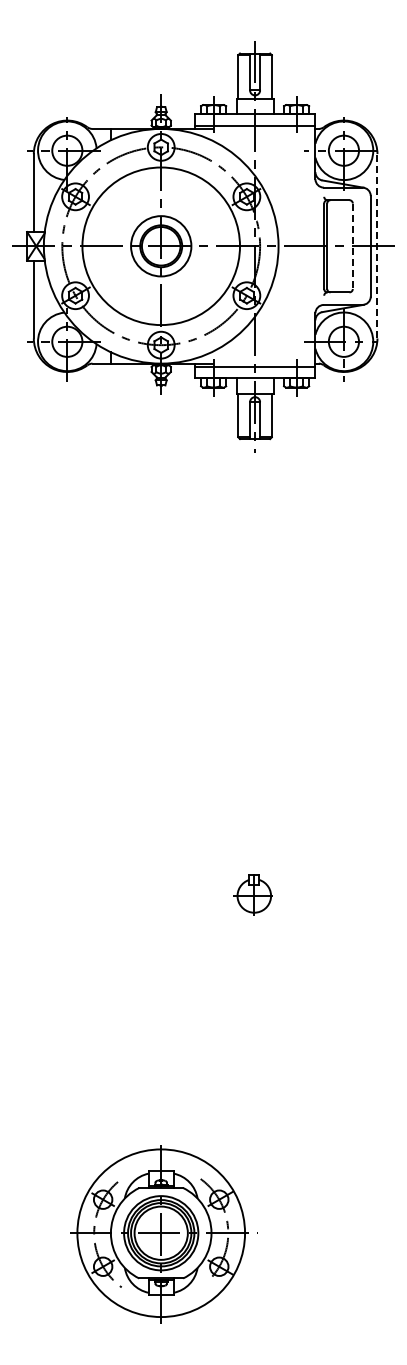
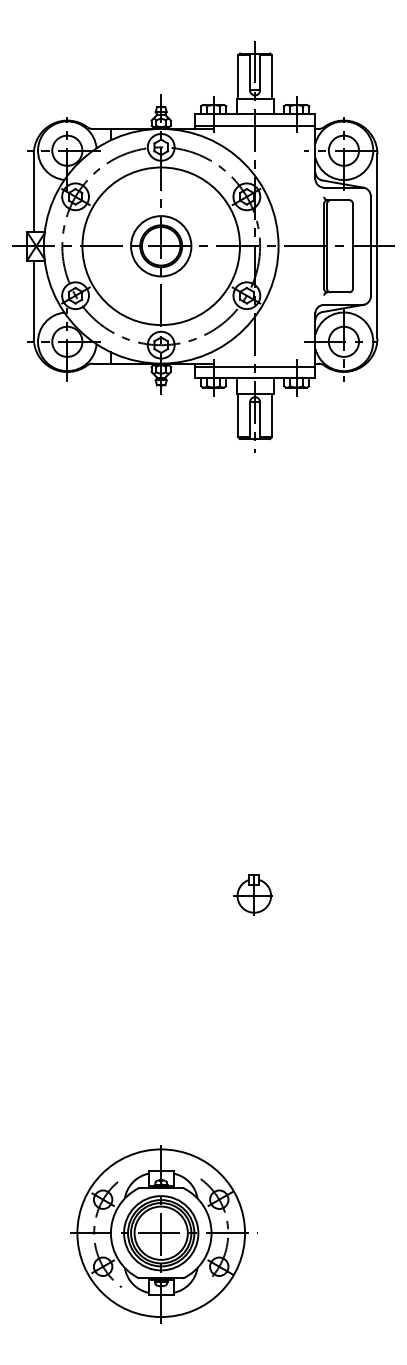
line: dashed -> solid (377, 245)
line: dashed -> solid (352, 246)
